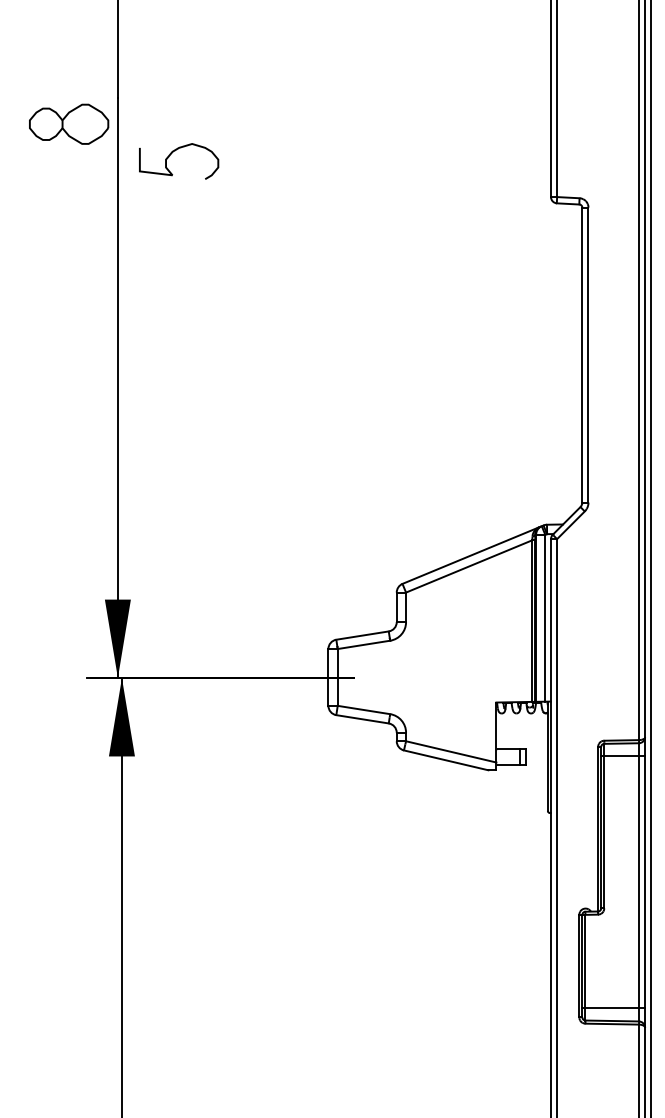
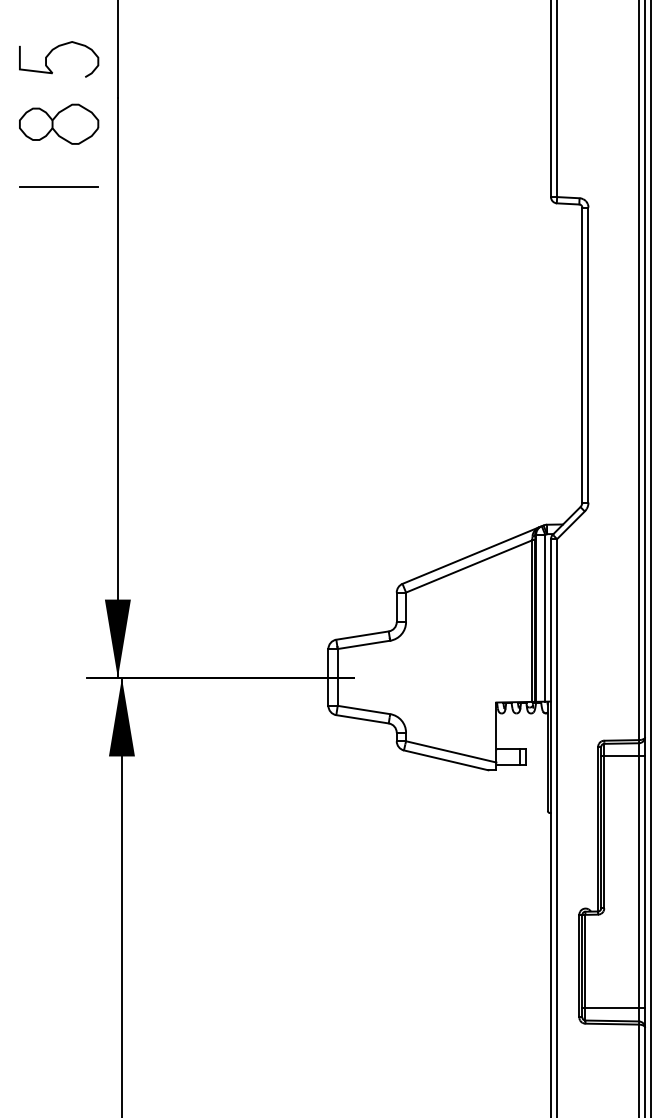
part position: (69, 123) -> (59, 123) (59, 123)
curve position: (172, 153) -> (52, 51) (52, 51)
line: none -> present (58, 187)
